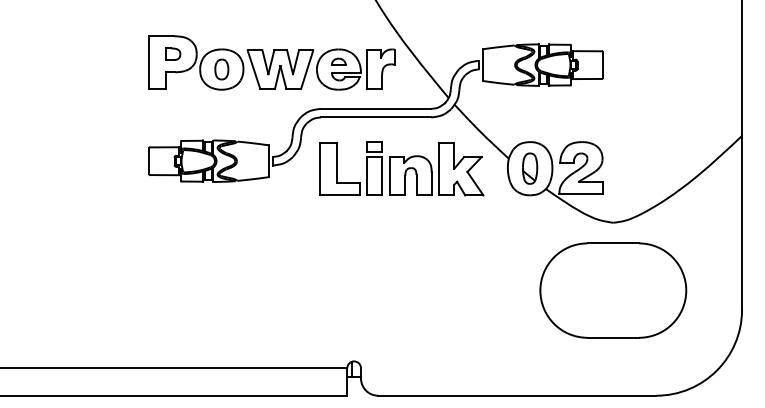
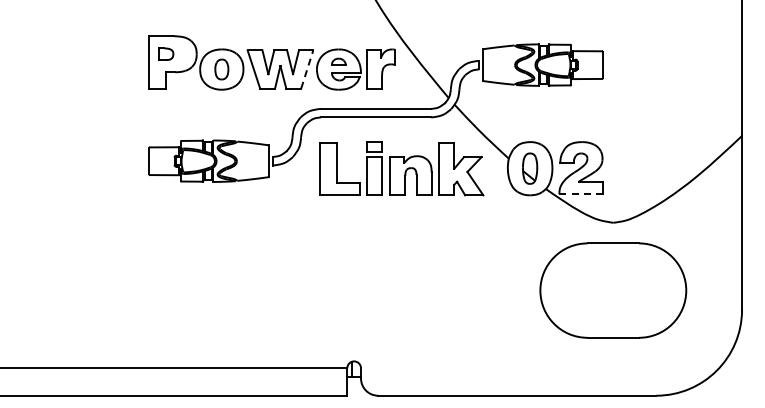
part position: (173, 53) -> (166, 53) (166, 53)
line: solid -> dashed (307, 69)
line: solid -> dashed (580, 194)
